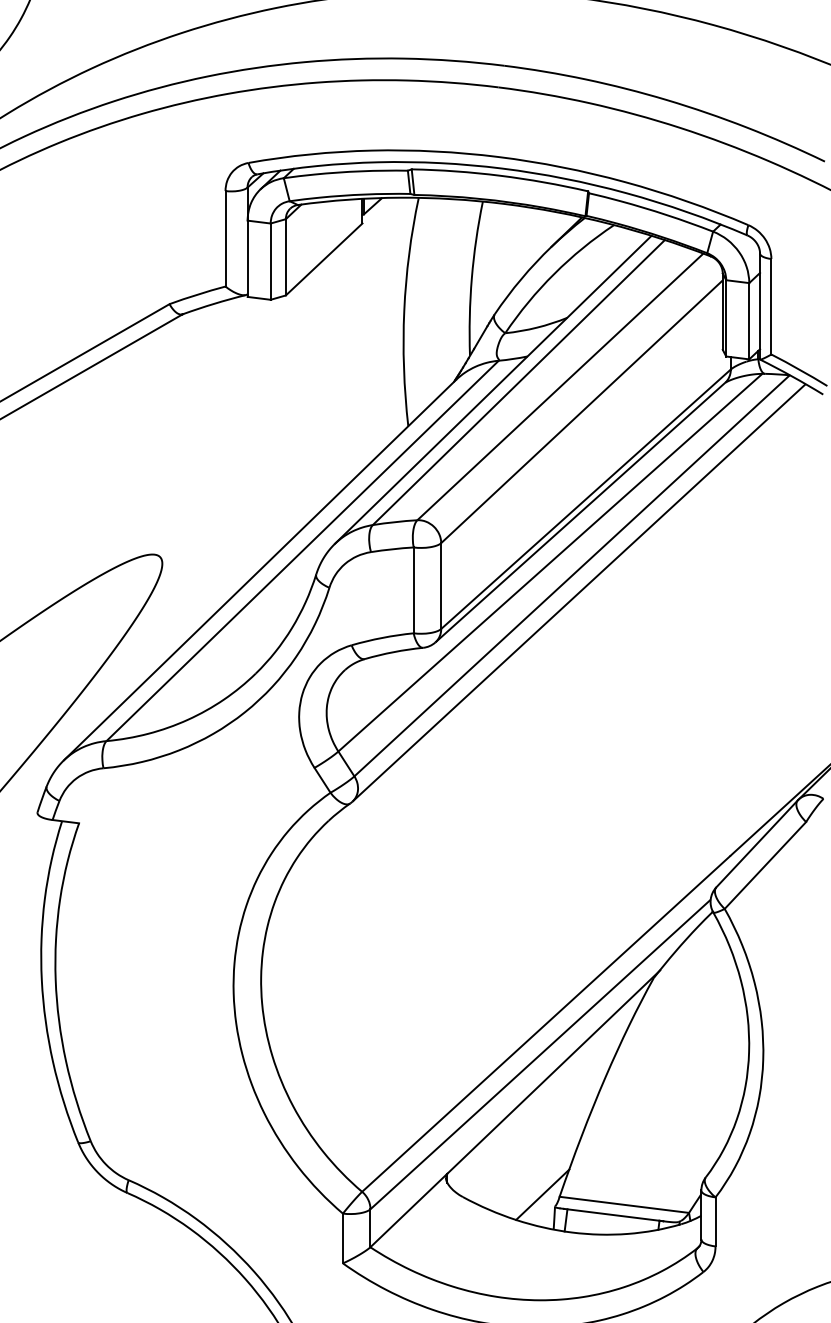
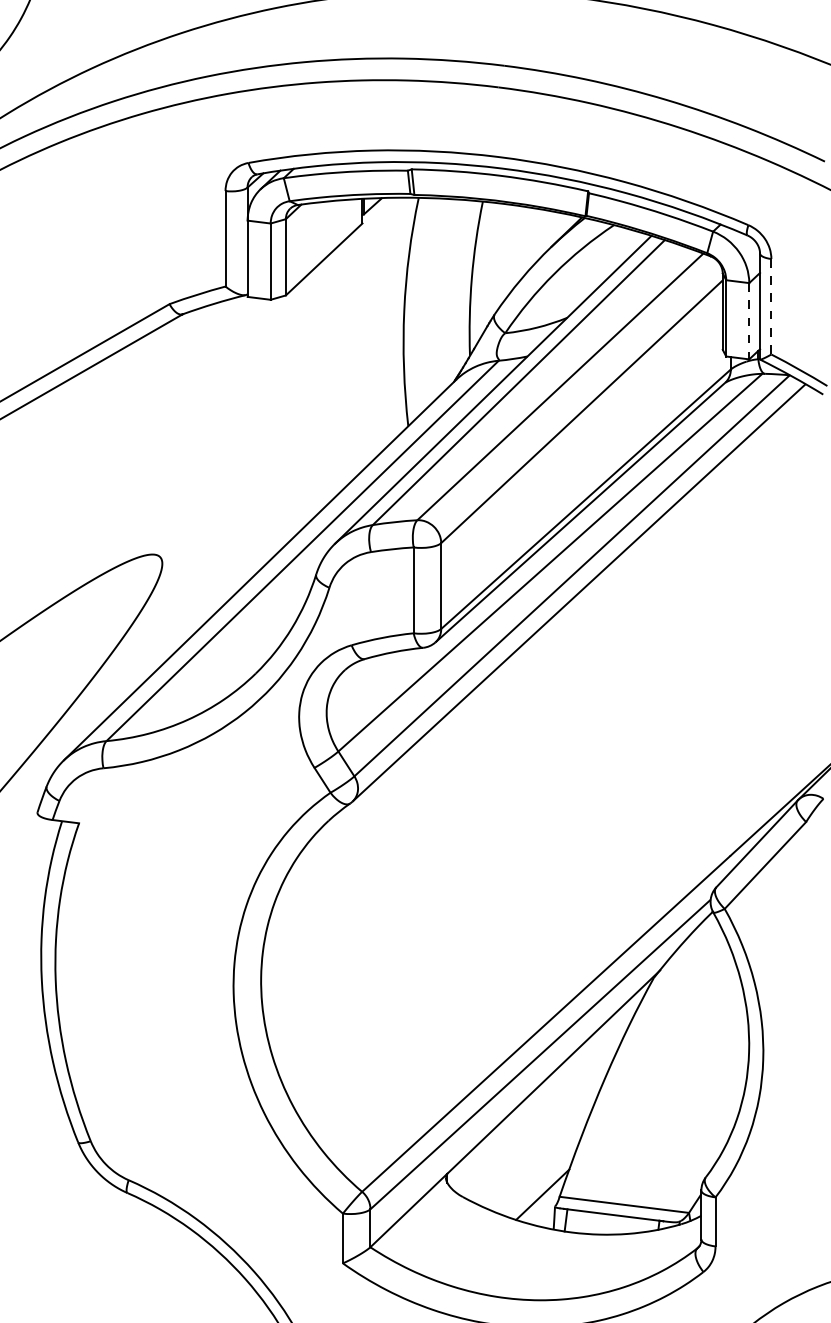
line: solid -> dashed (771, 306)
line: solid -> dashed (749, 321)
